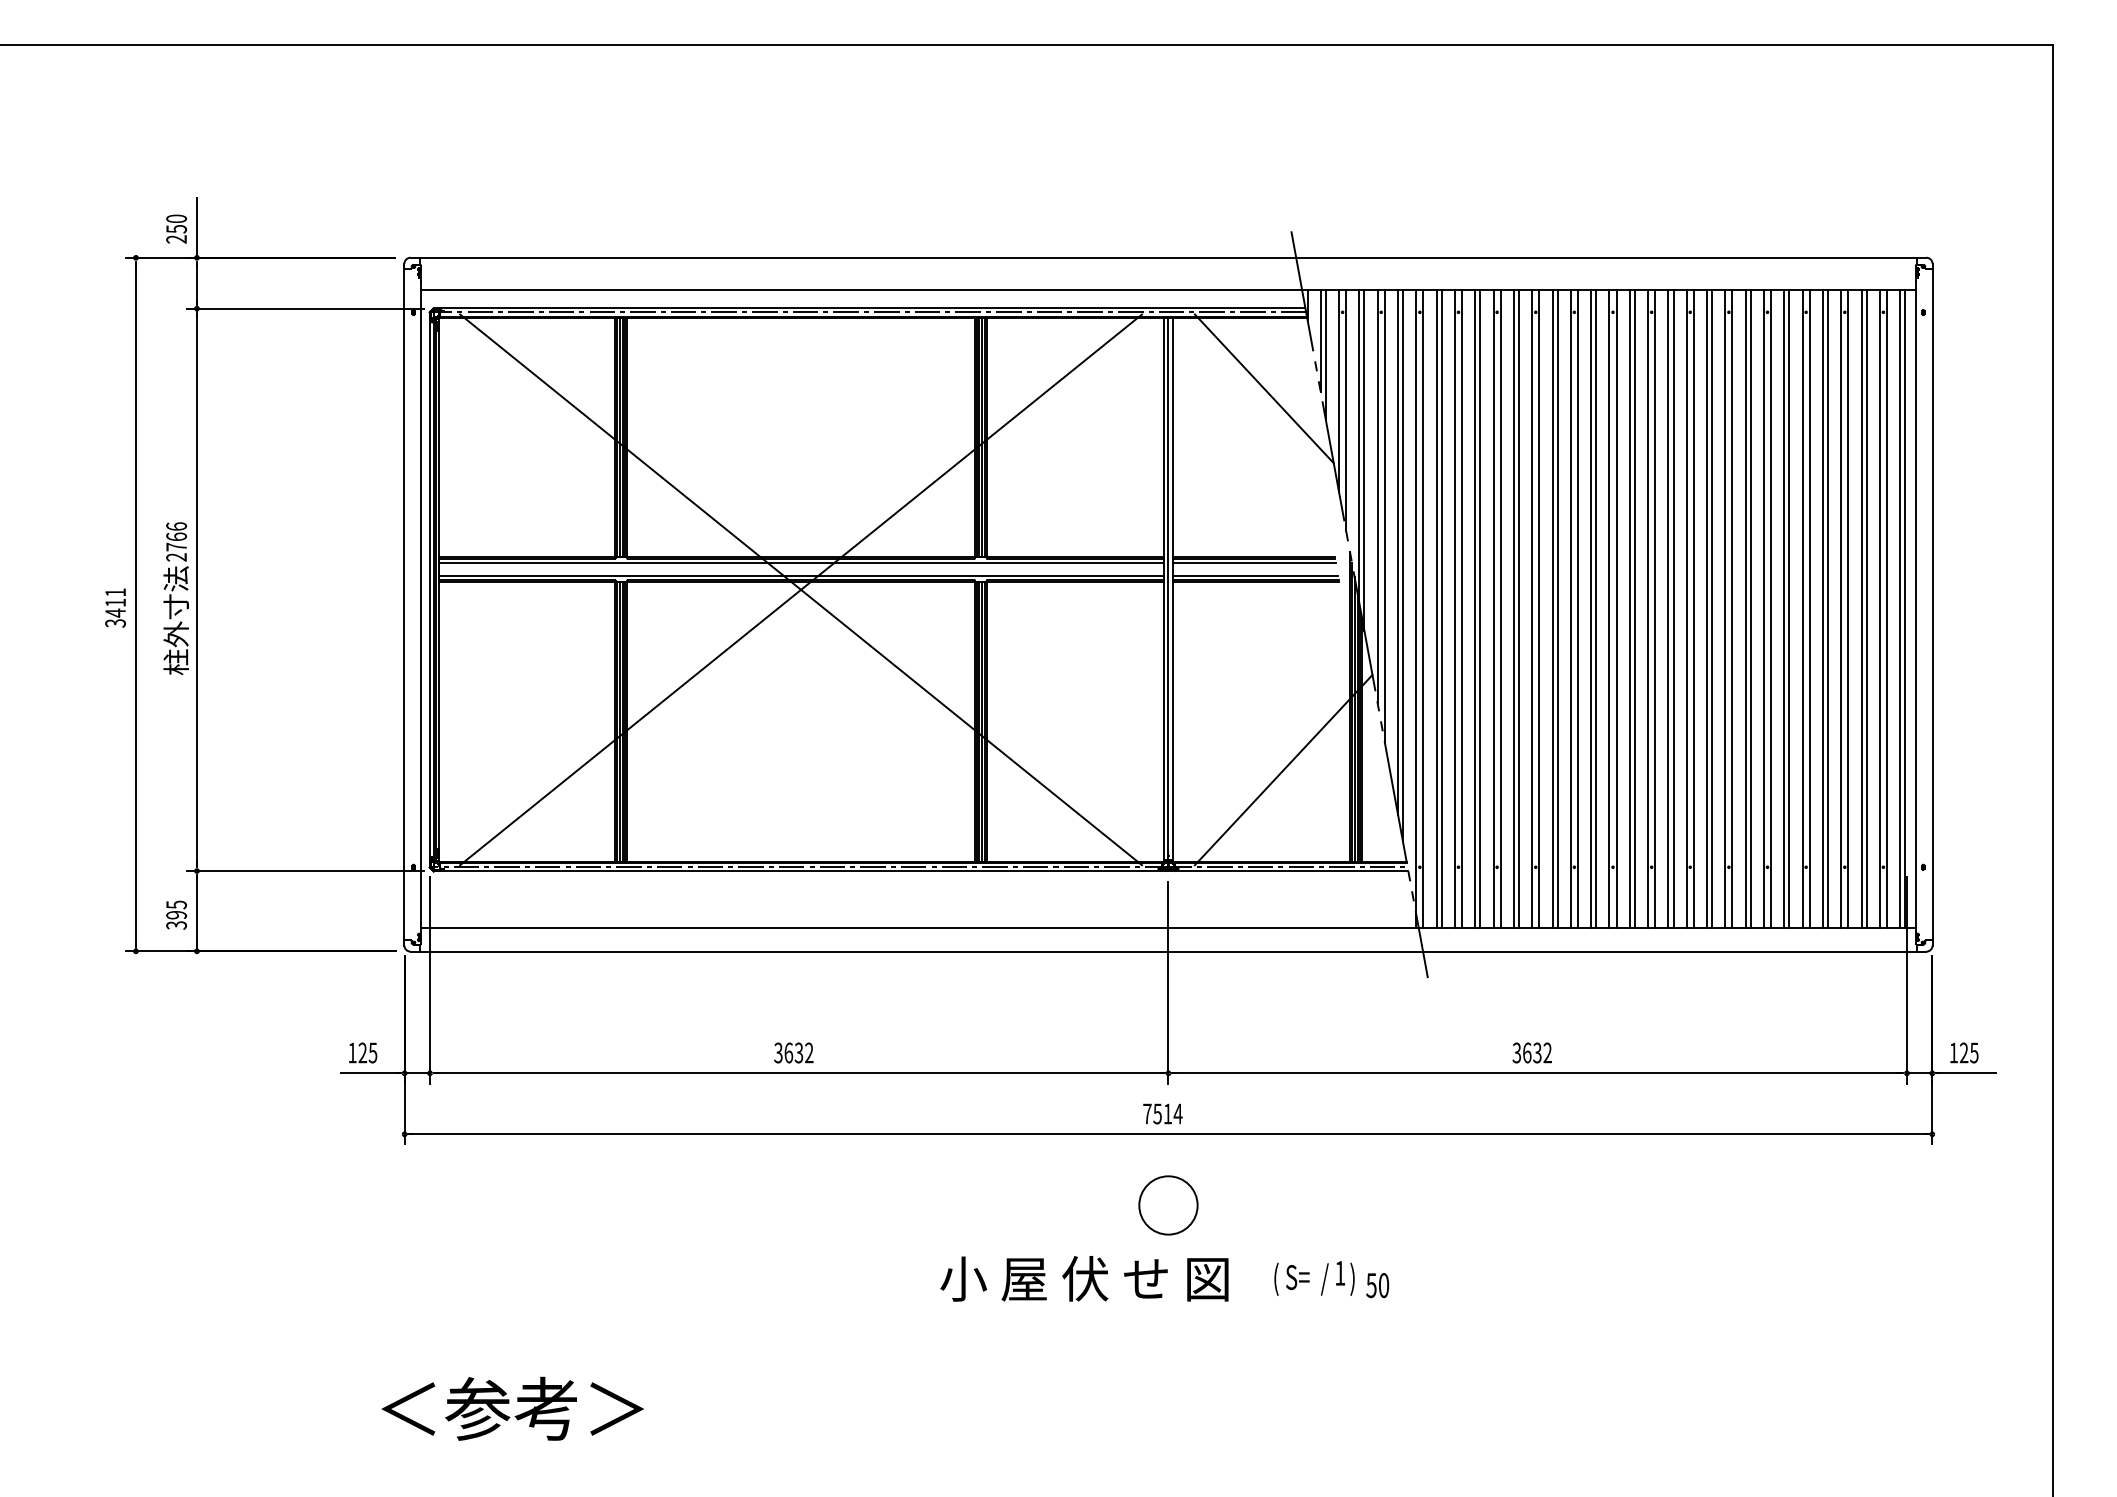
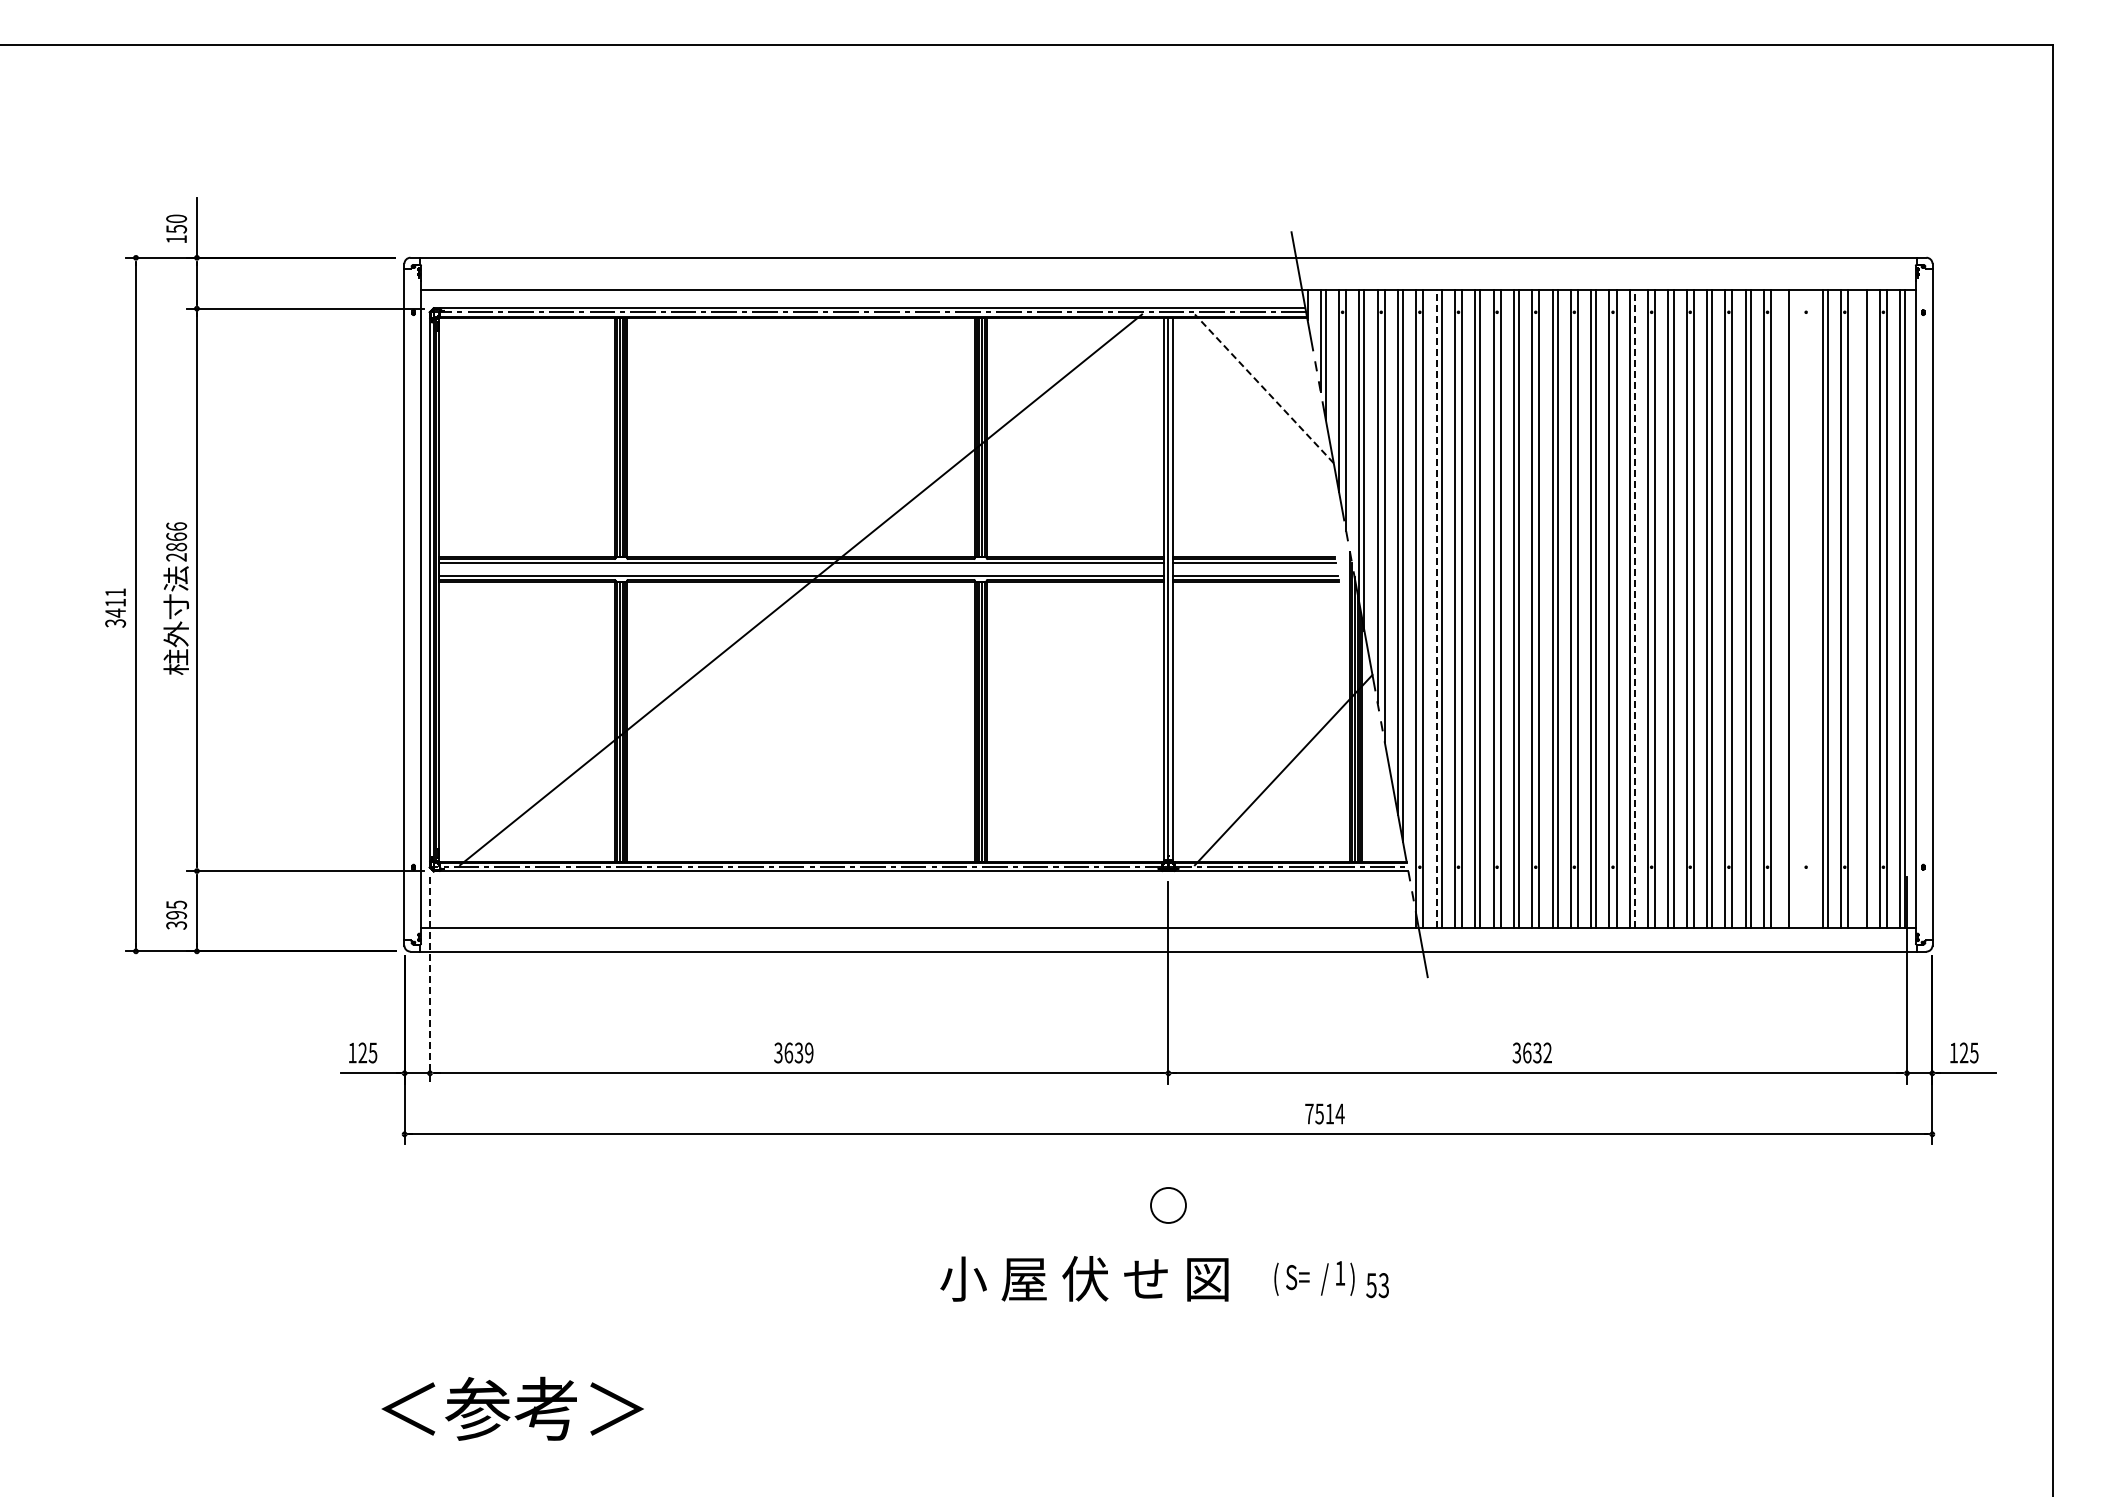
text: 250 -> 150 (176, 239)
line: solid -> dashed (1264, 388)
text: 2766 -> 2866 (176, 546)
line: present -> none (801, 589)
line: present -> none (1784, 608)
line: present -> none (1802, 608)
line: present -> none (1809, 608)
line: present -> none (1861, 608)
line: solid -> dashed (1436, 609)
line: solid -> dashed (1634, 609)
line: solid -> dashed (430, 980)
text: 3632 -> 3639 (809, 1053)
text position: (1162, 1113) -> (1324, 1113) (1324, 1113)
circle size: 61x61 px -> 37x37 px (1168, 1205)
text: 50 -> 53 (1383, 1285)
